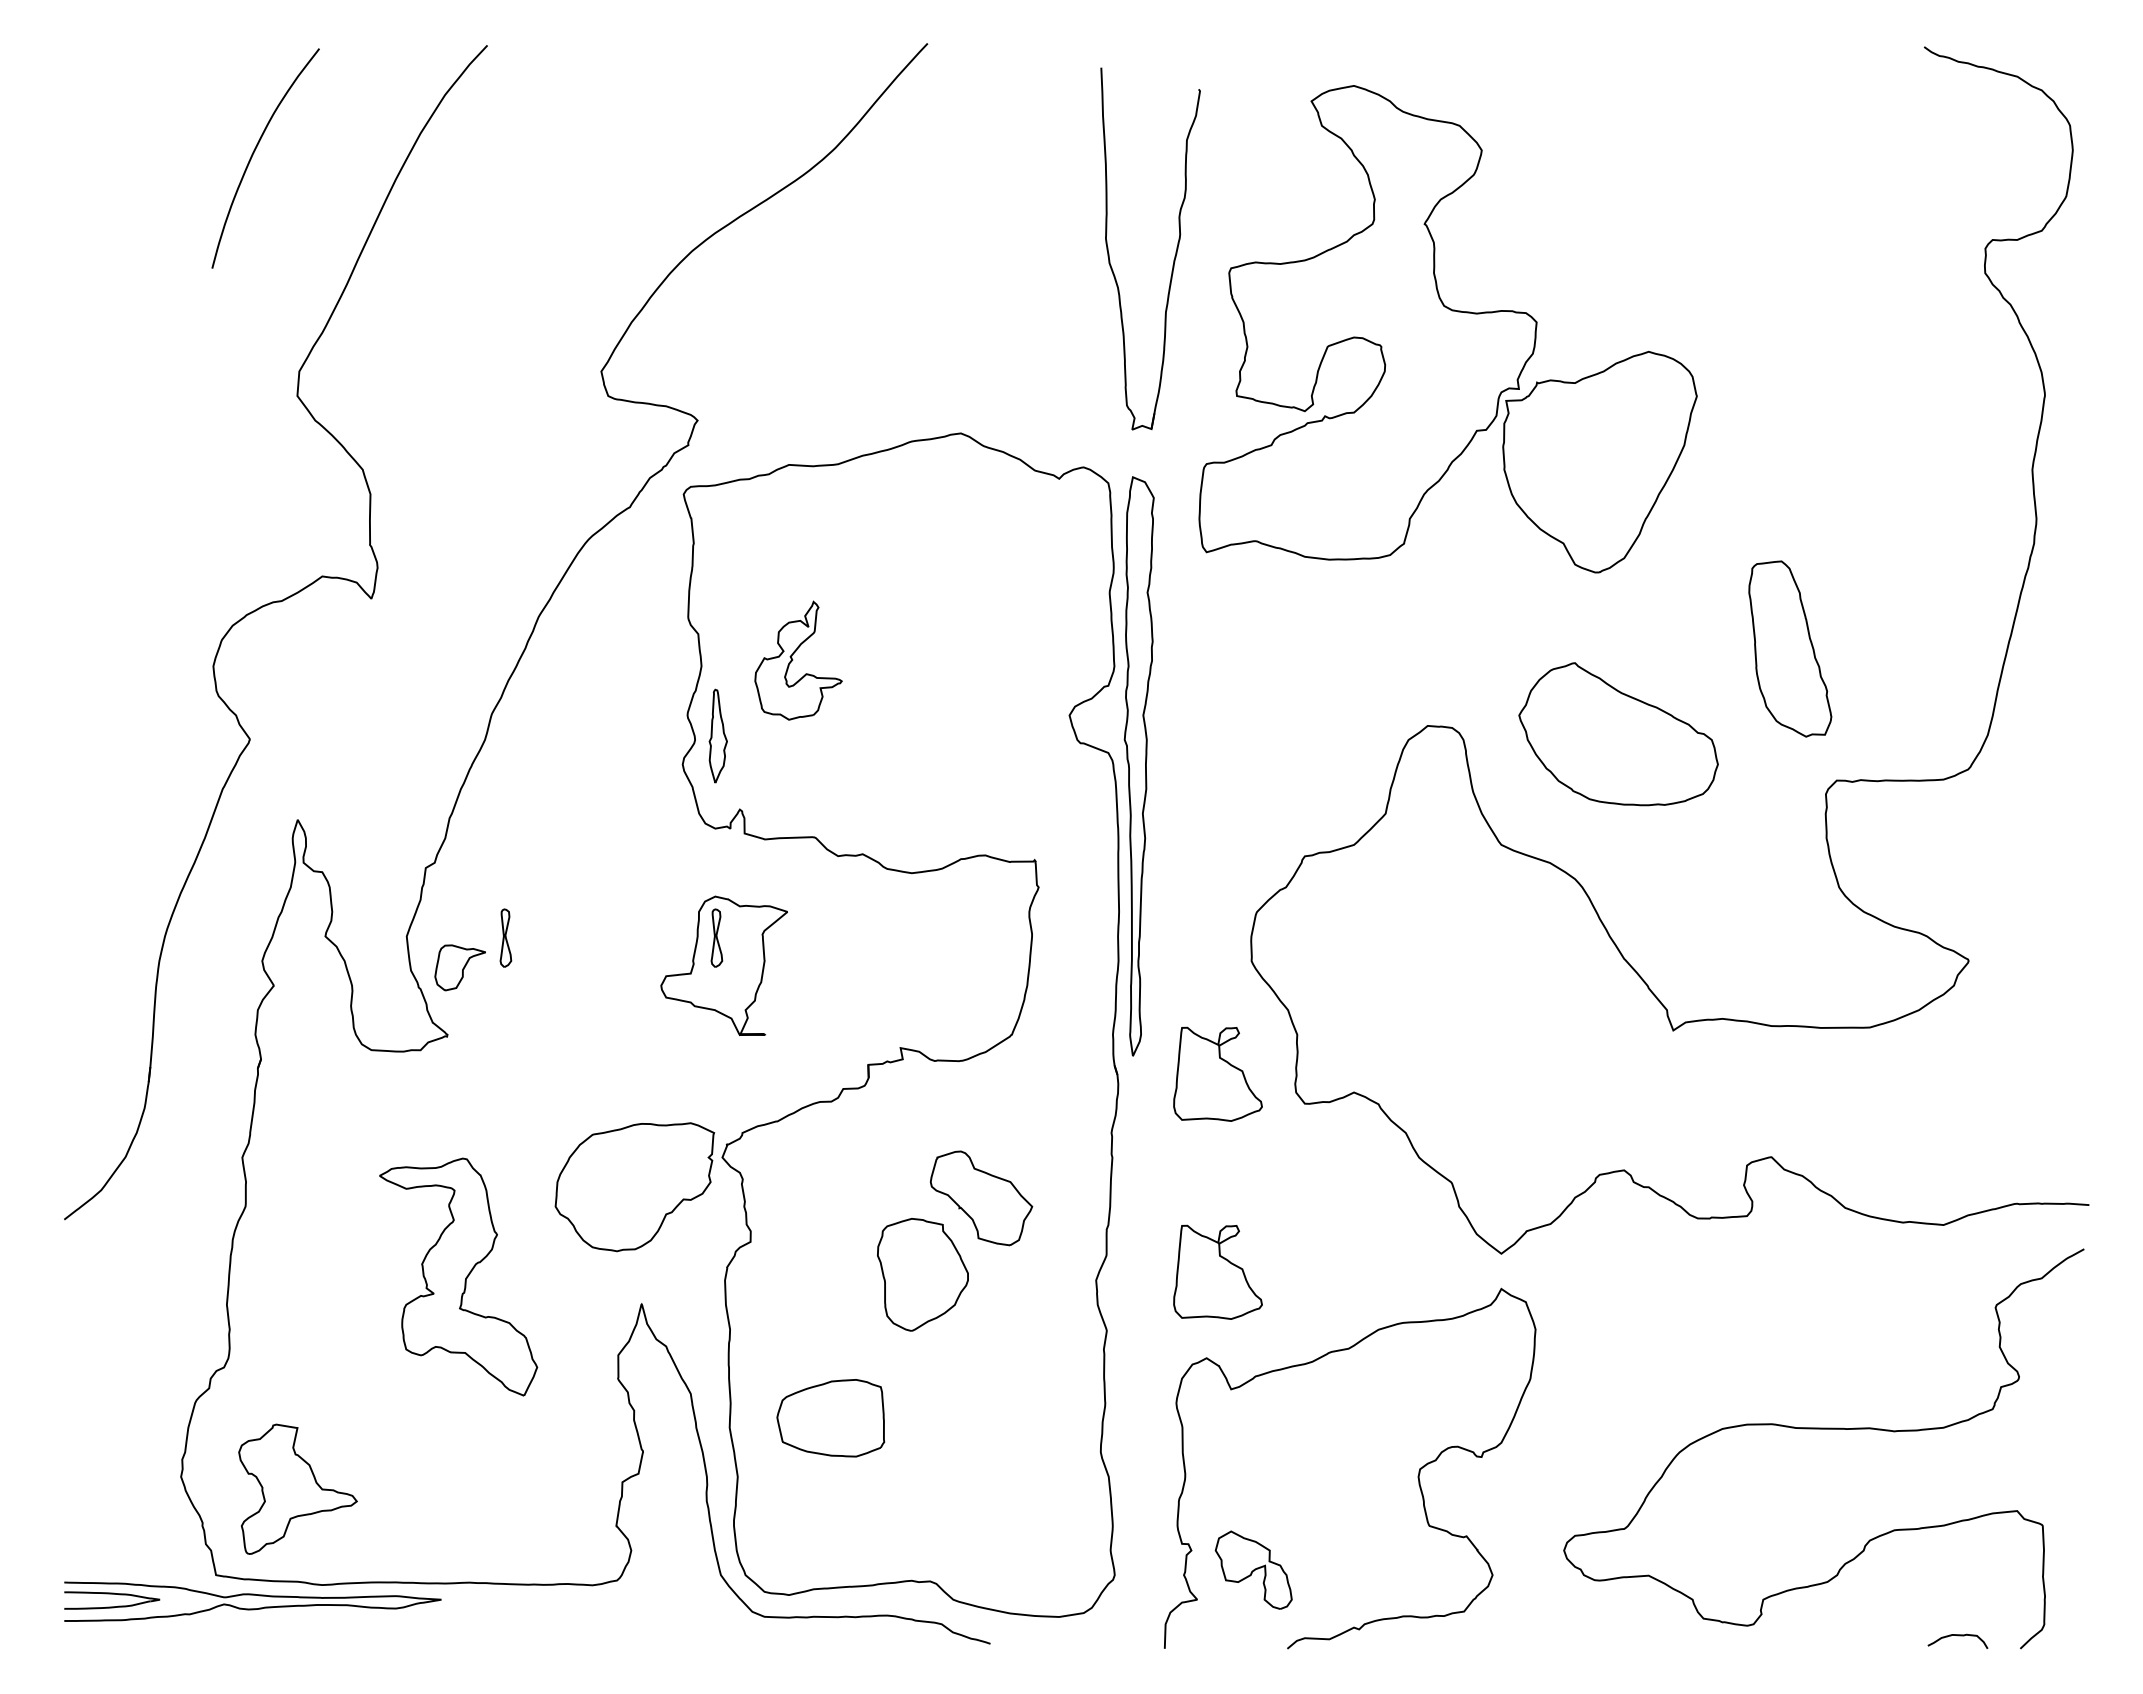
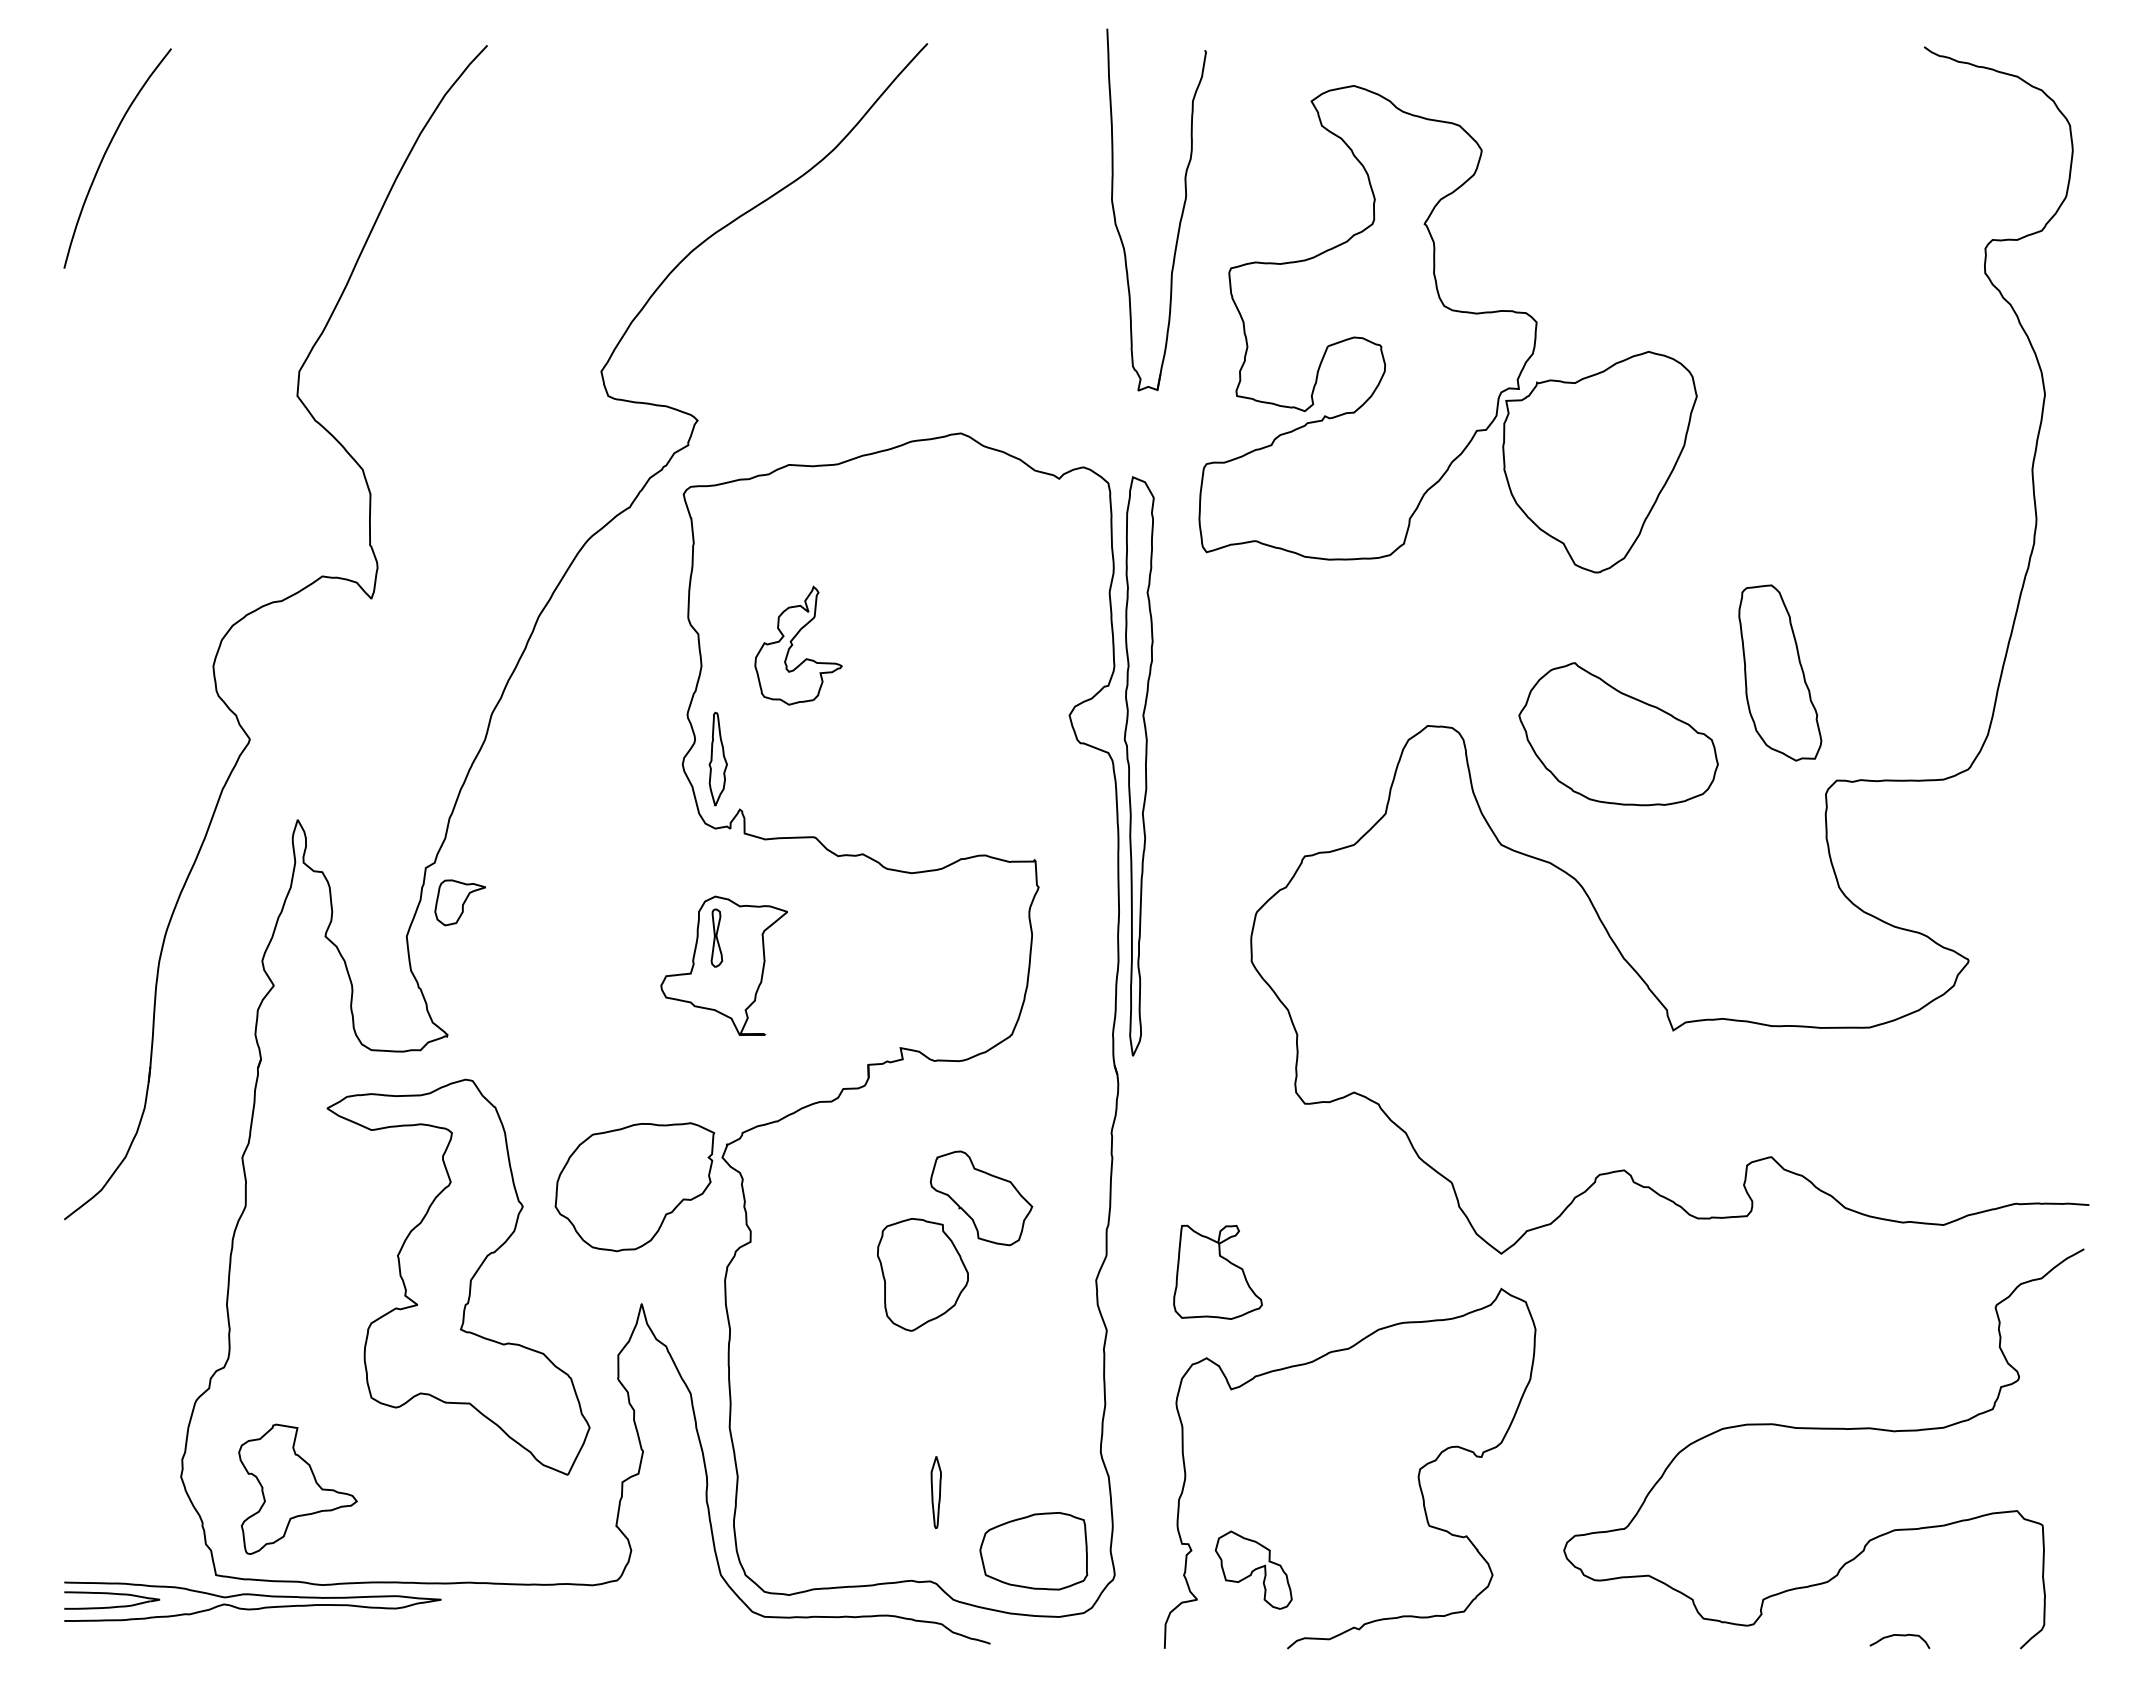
curve position: (254, 153) -> (106, 153) (106, 153)
part position: (1175, 251) -> (1181, 212) (1181, 212)
part position: (1790, 648) -> (1780, 672) (1780, 672)
part position: (798, 660) -> (798, 645) (798, 645)
part position: (717, 735) -> (717, 758) (717, 758)
part: present -> none (505, 937)
part position: (459, 967) -> (459, 902) (459, 902)
part: present -> none (1217, 1073)
part size: 160x240 px -> 265x398 px (458, 1276)
part position: (830, 1418) -> (1033, 1551) (1033, 1551)
part: none -> present (935, 1492)
curve position: (1957, 1636) -> (1899, 1636) (1899, 1636)
